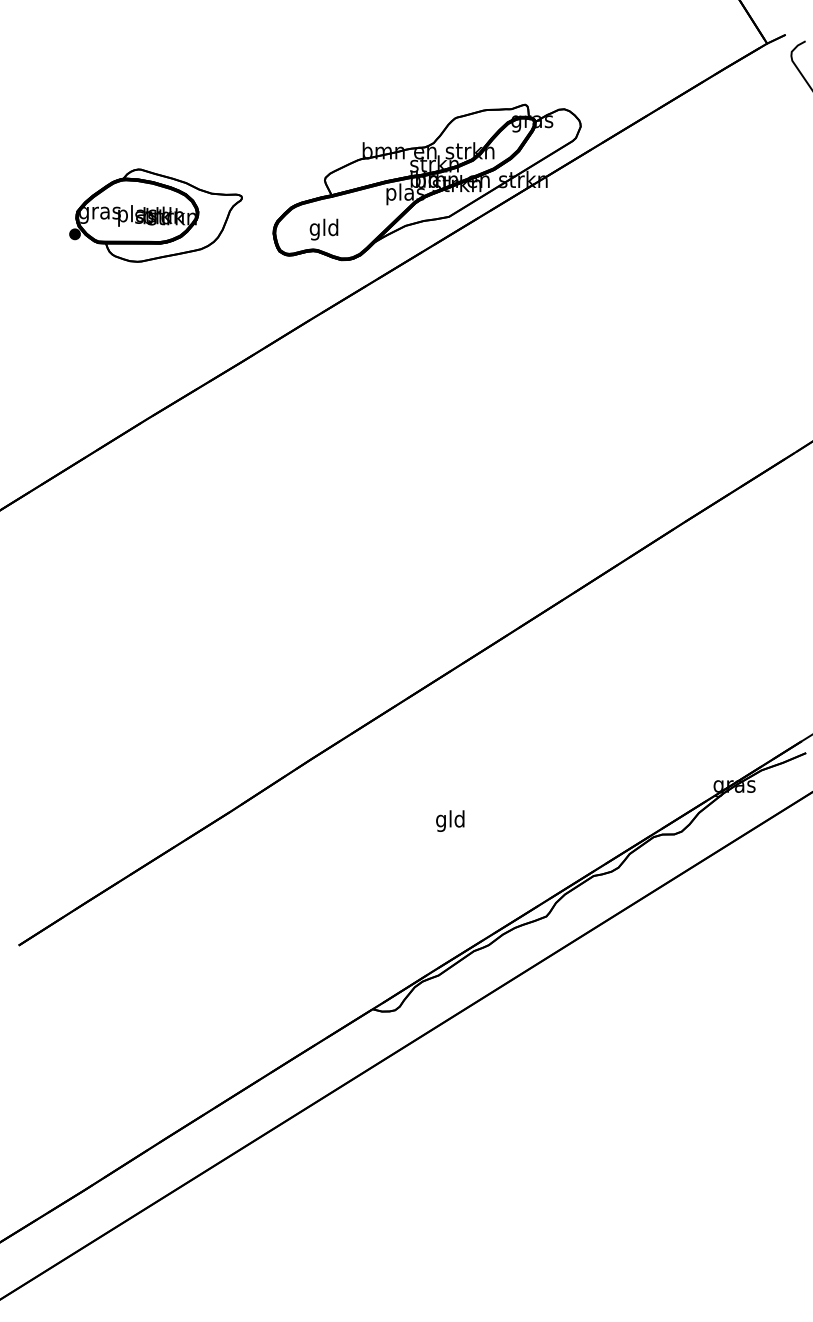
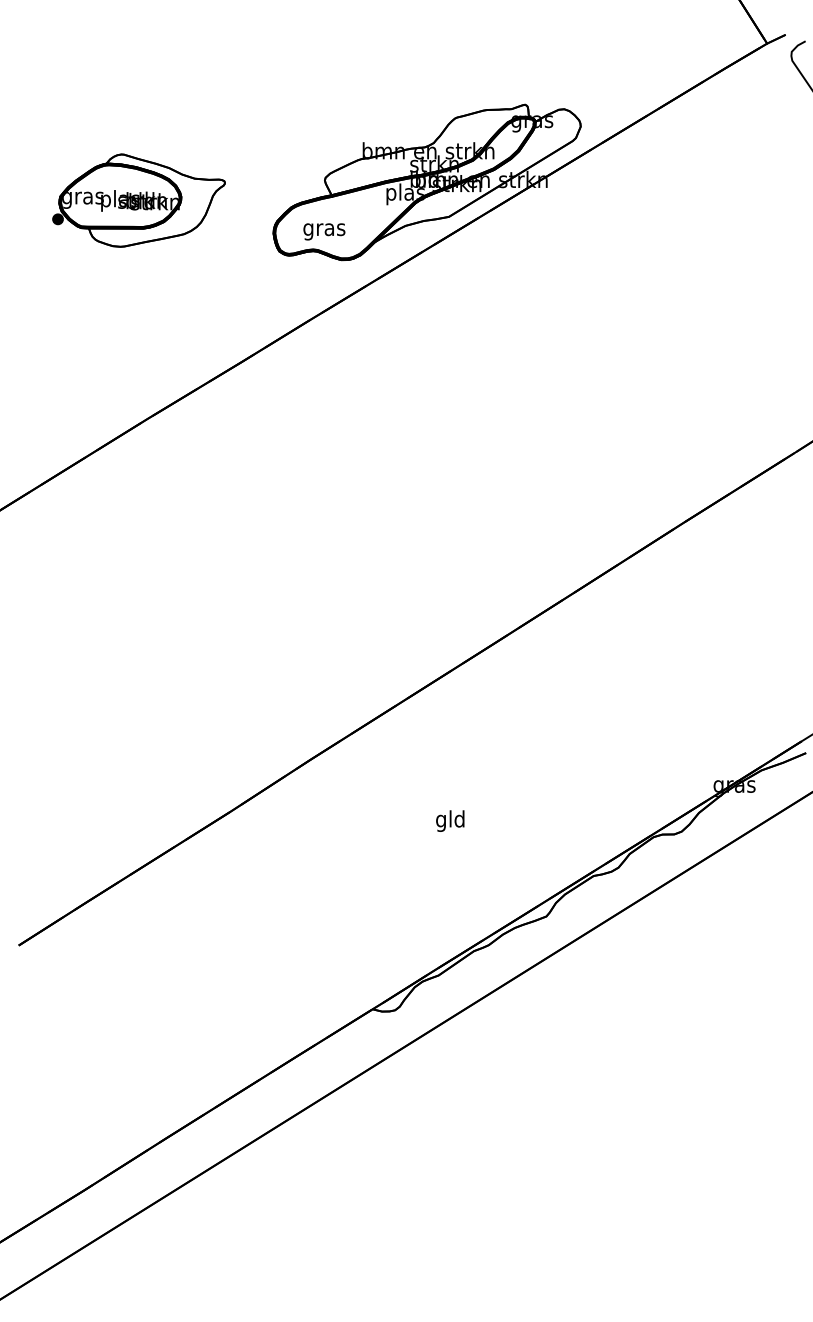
part position: (155, 215) -> (138, 200) (138, 200)
text: gld -> gras (324, 229)
